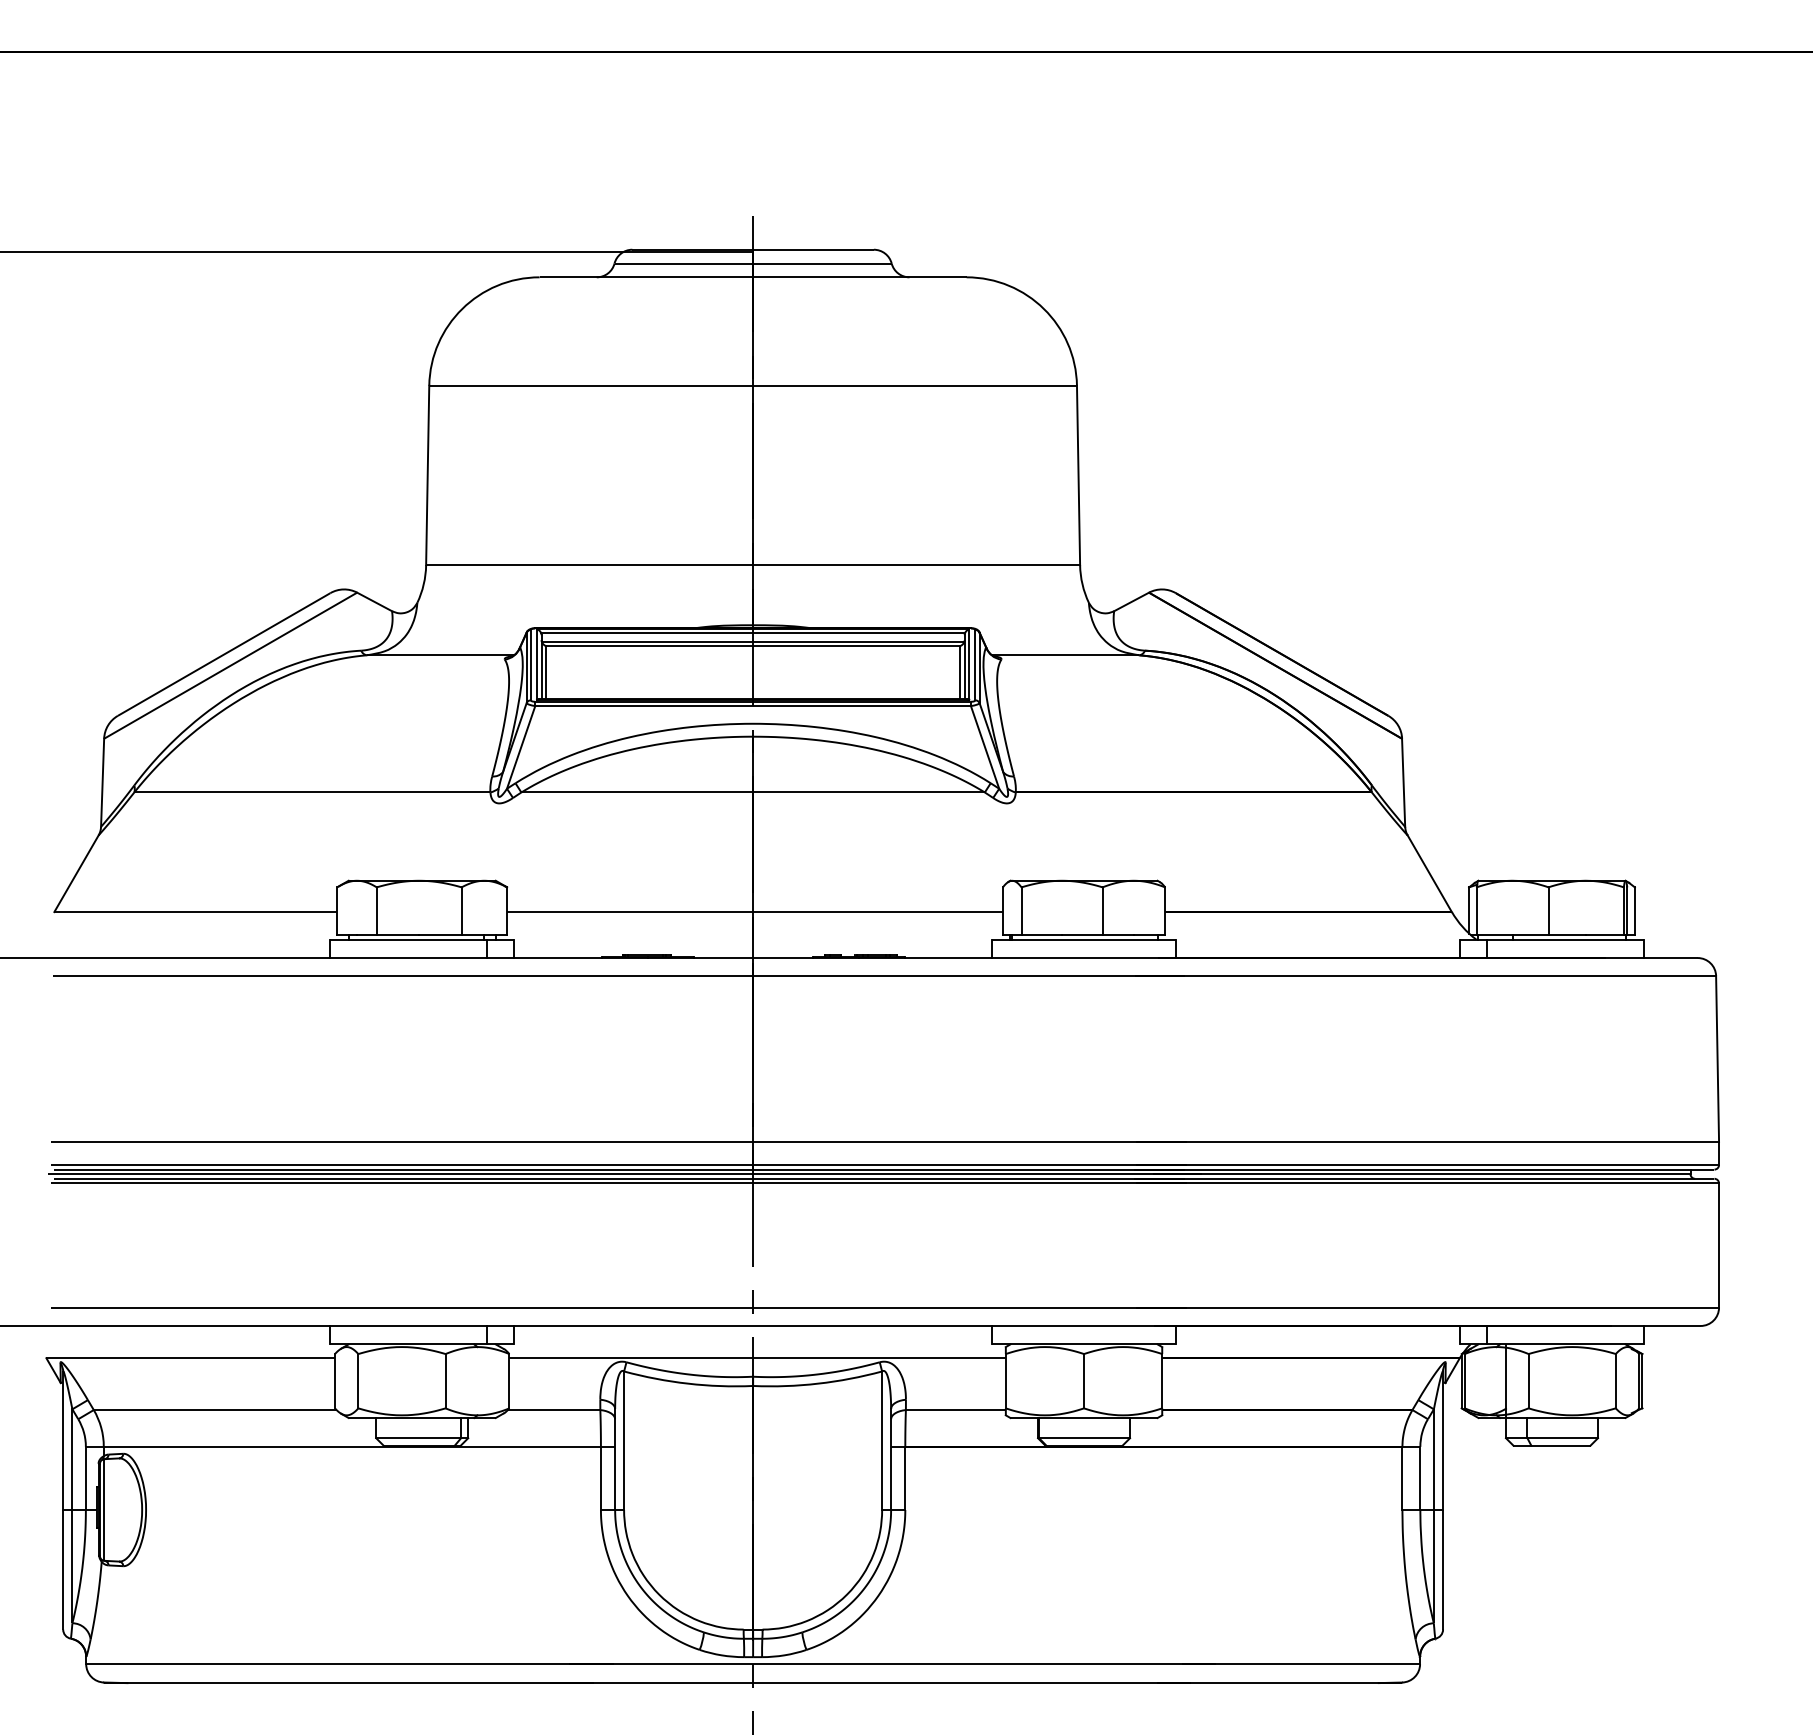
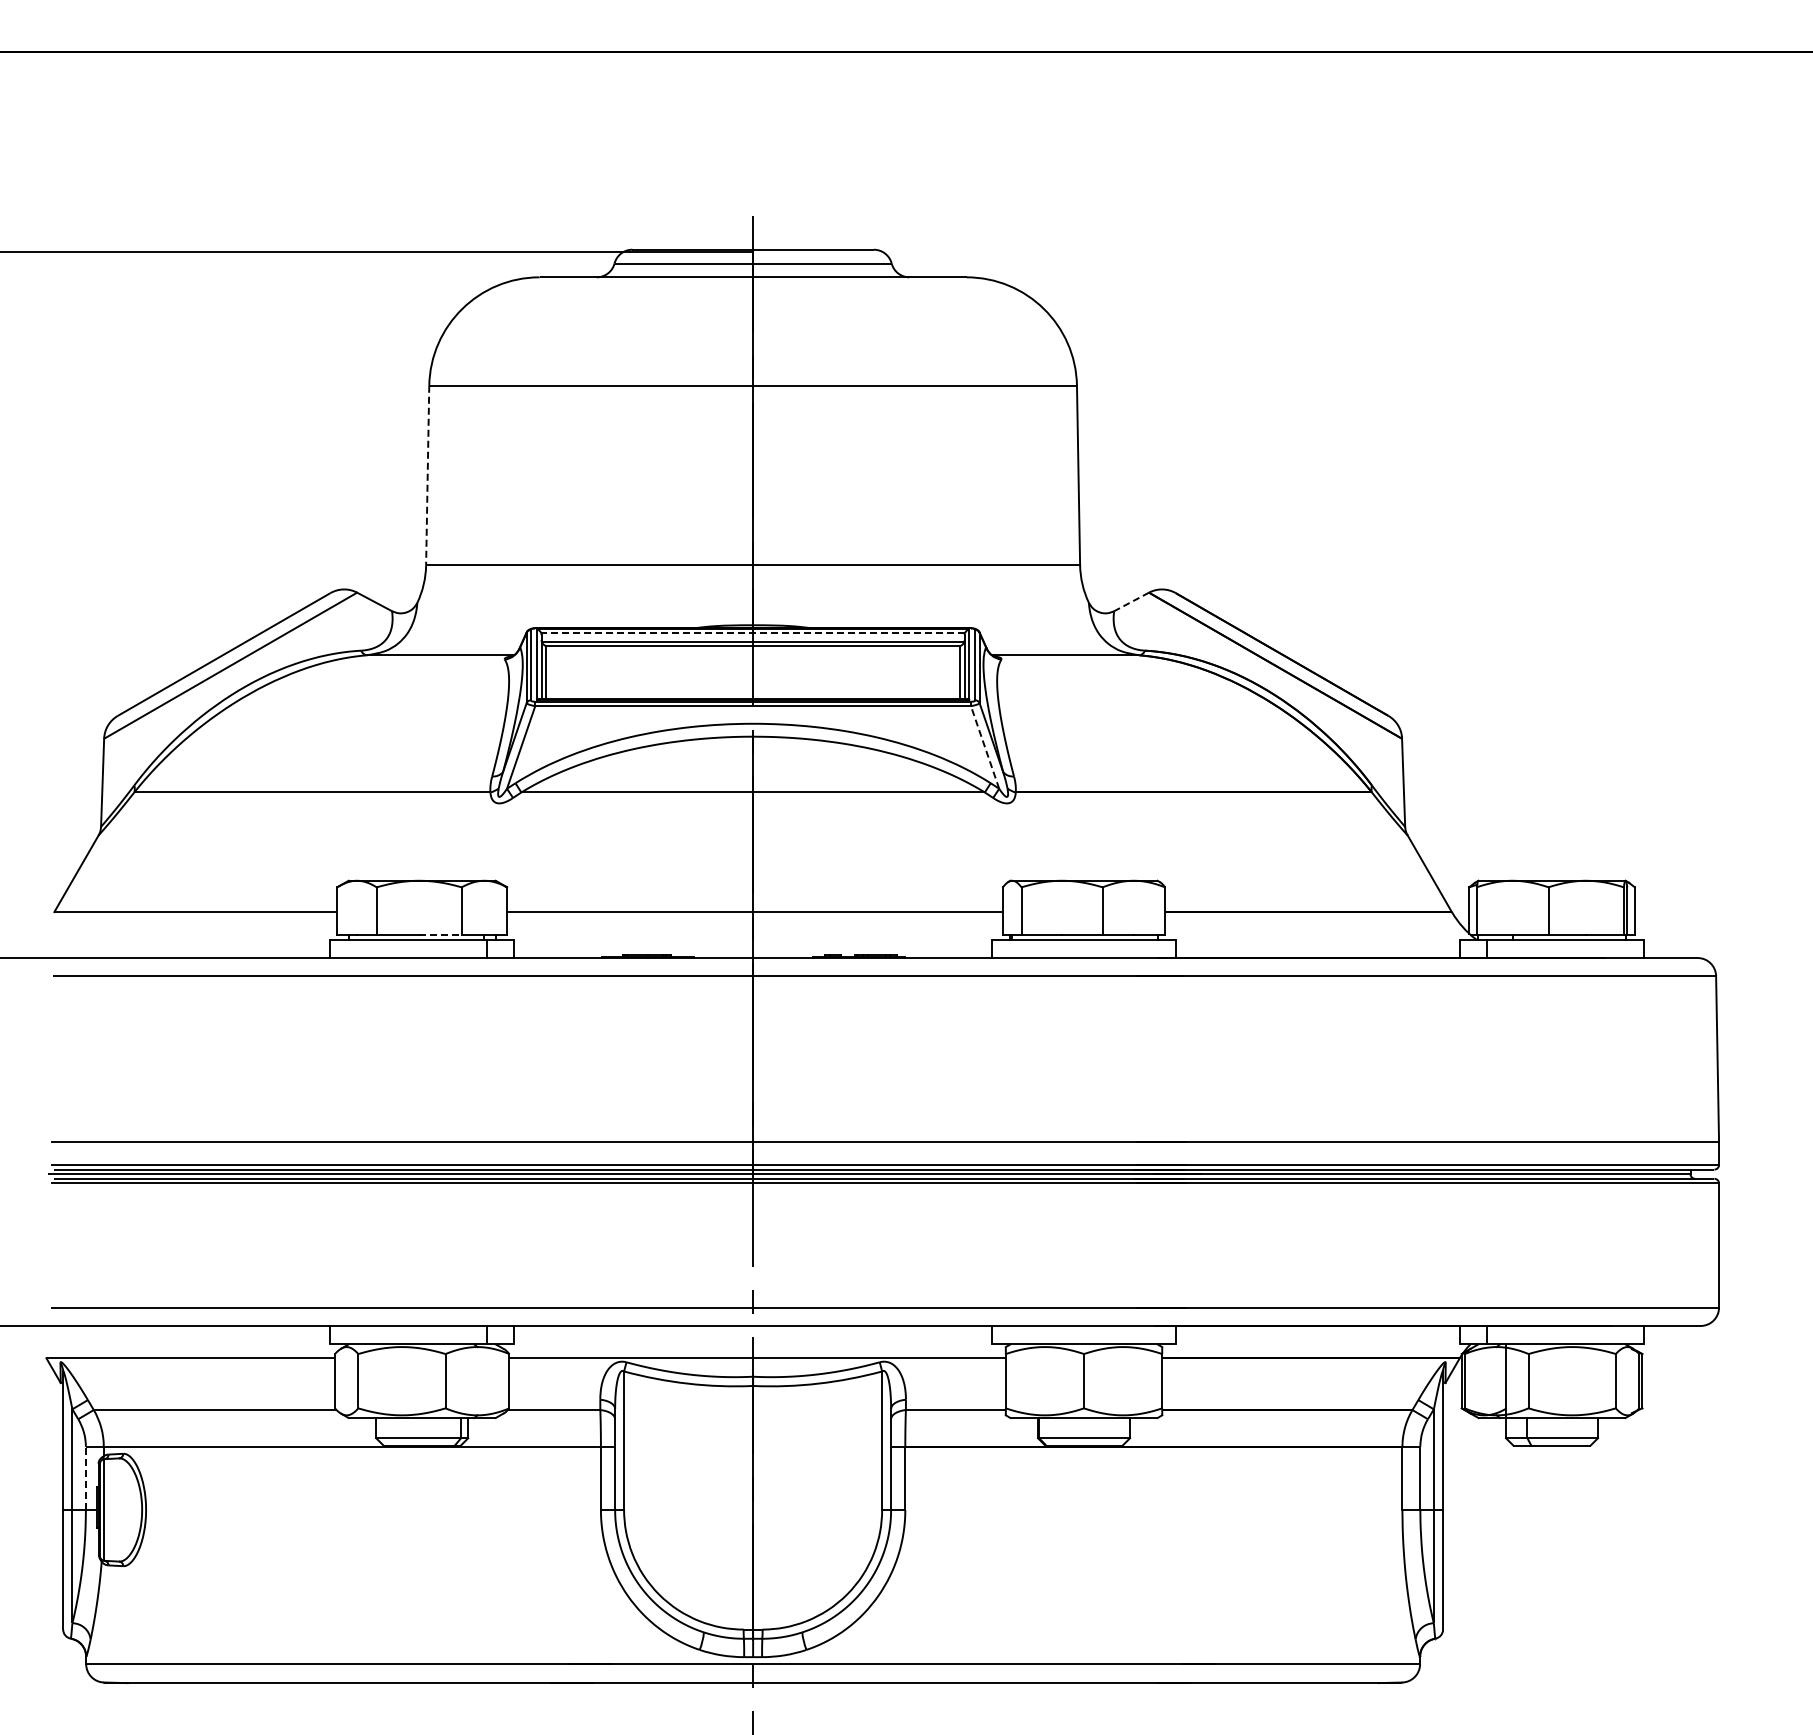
line: solid -> dashed (427, 475)
line: solid -> dashed (1131, 601)
line: solid -> dashed (753, 633)
line: solid -> dashed (985, 747)
line: solid -> dashed (440, 935)
line: solid -> dashed (85, 1478)
